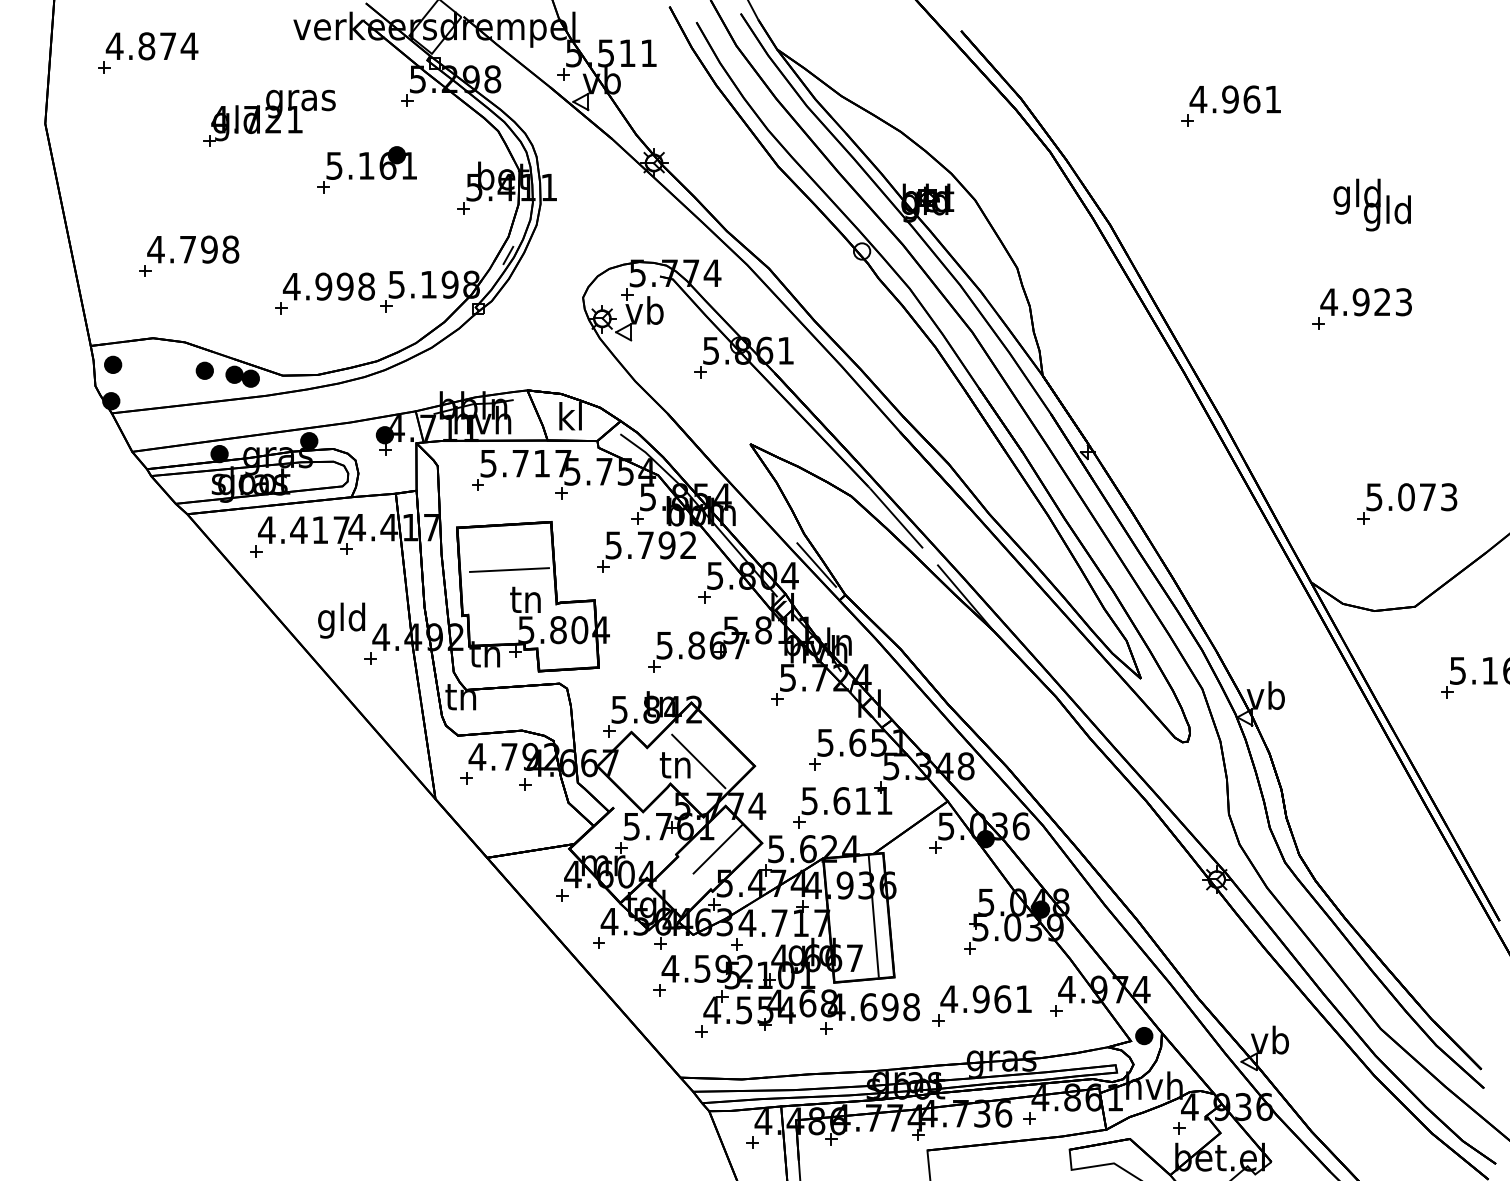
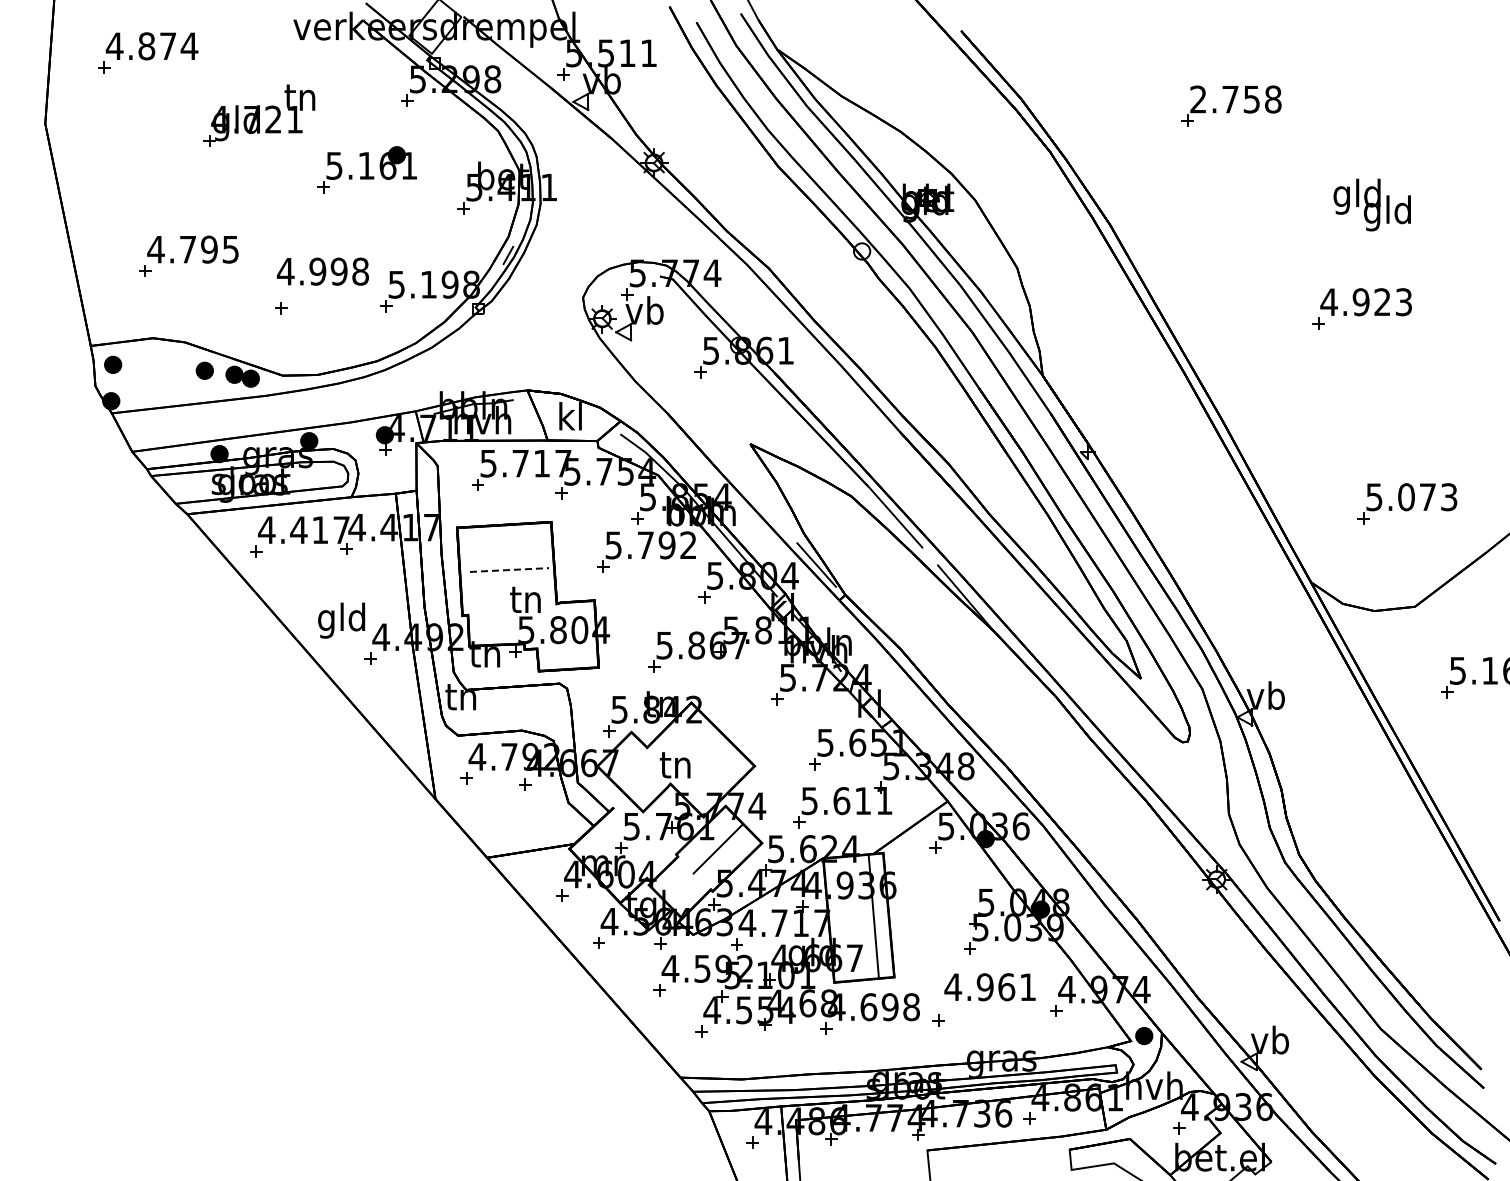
text: 4.961 -> 2.758 (1235, 99)
text: gras -> tn (300, 101)
text: 4.798 -> 4.795 (230, 249)
text position: (328, 286) -> (322, 271) (322, 271)
line: solid -> dashed (509, 570)
line: present -> none (698, 761)
text position: (985, 999) -> (989, 987) (989, 987)
